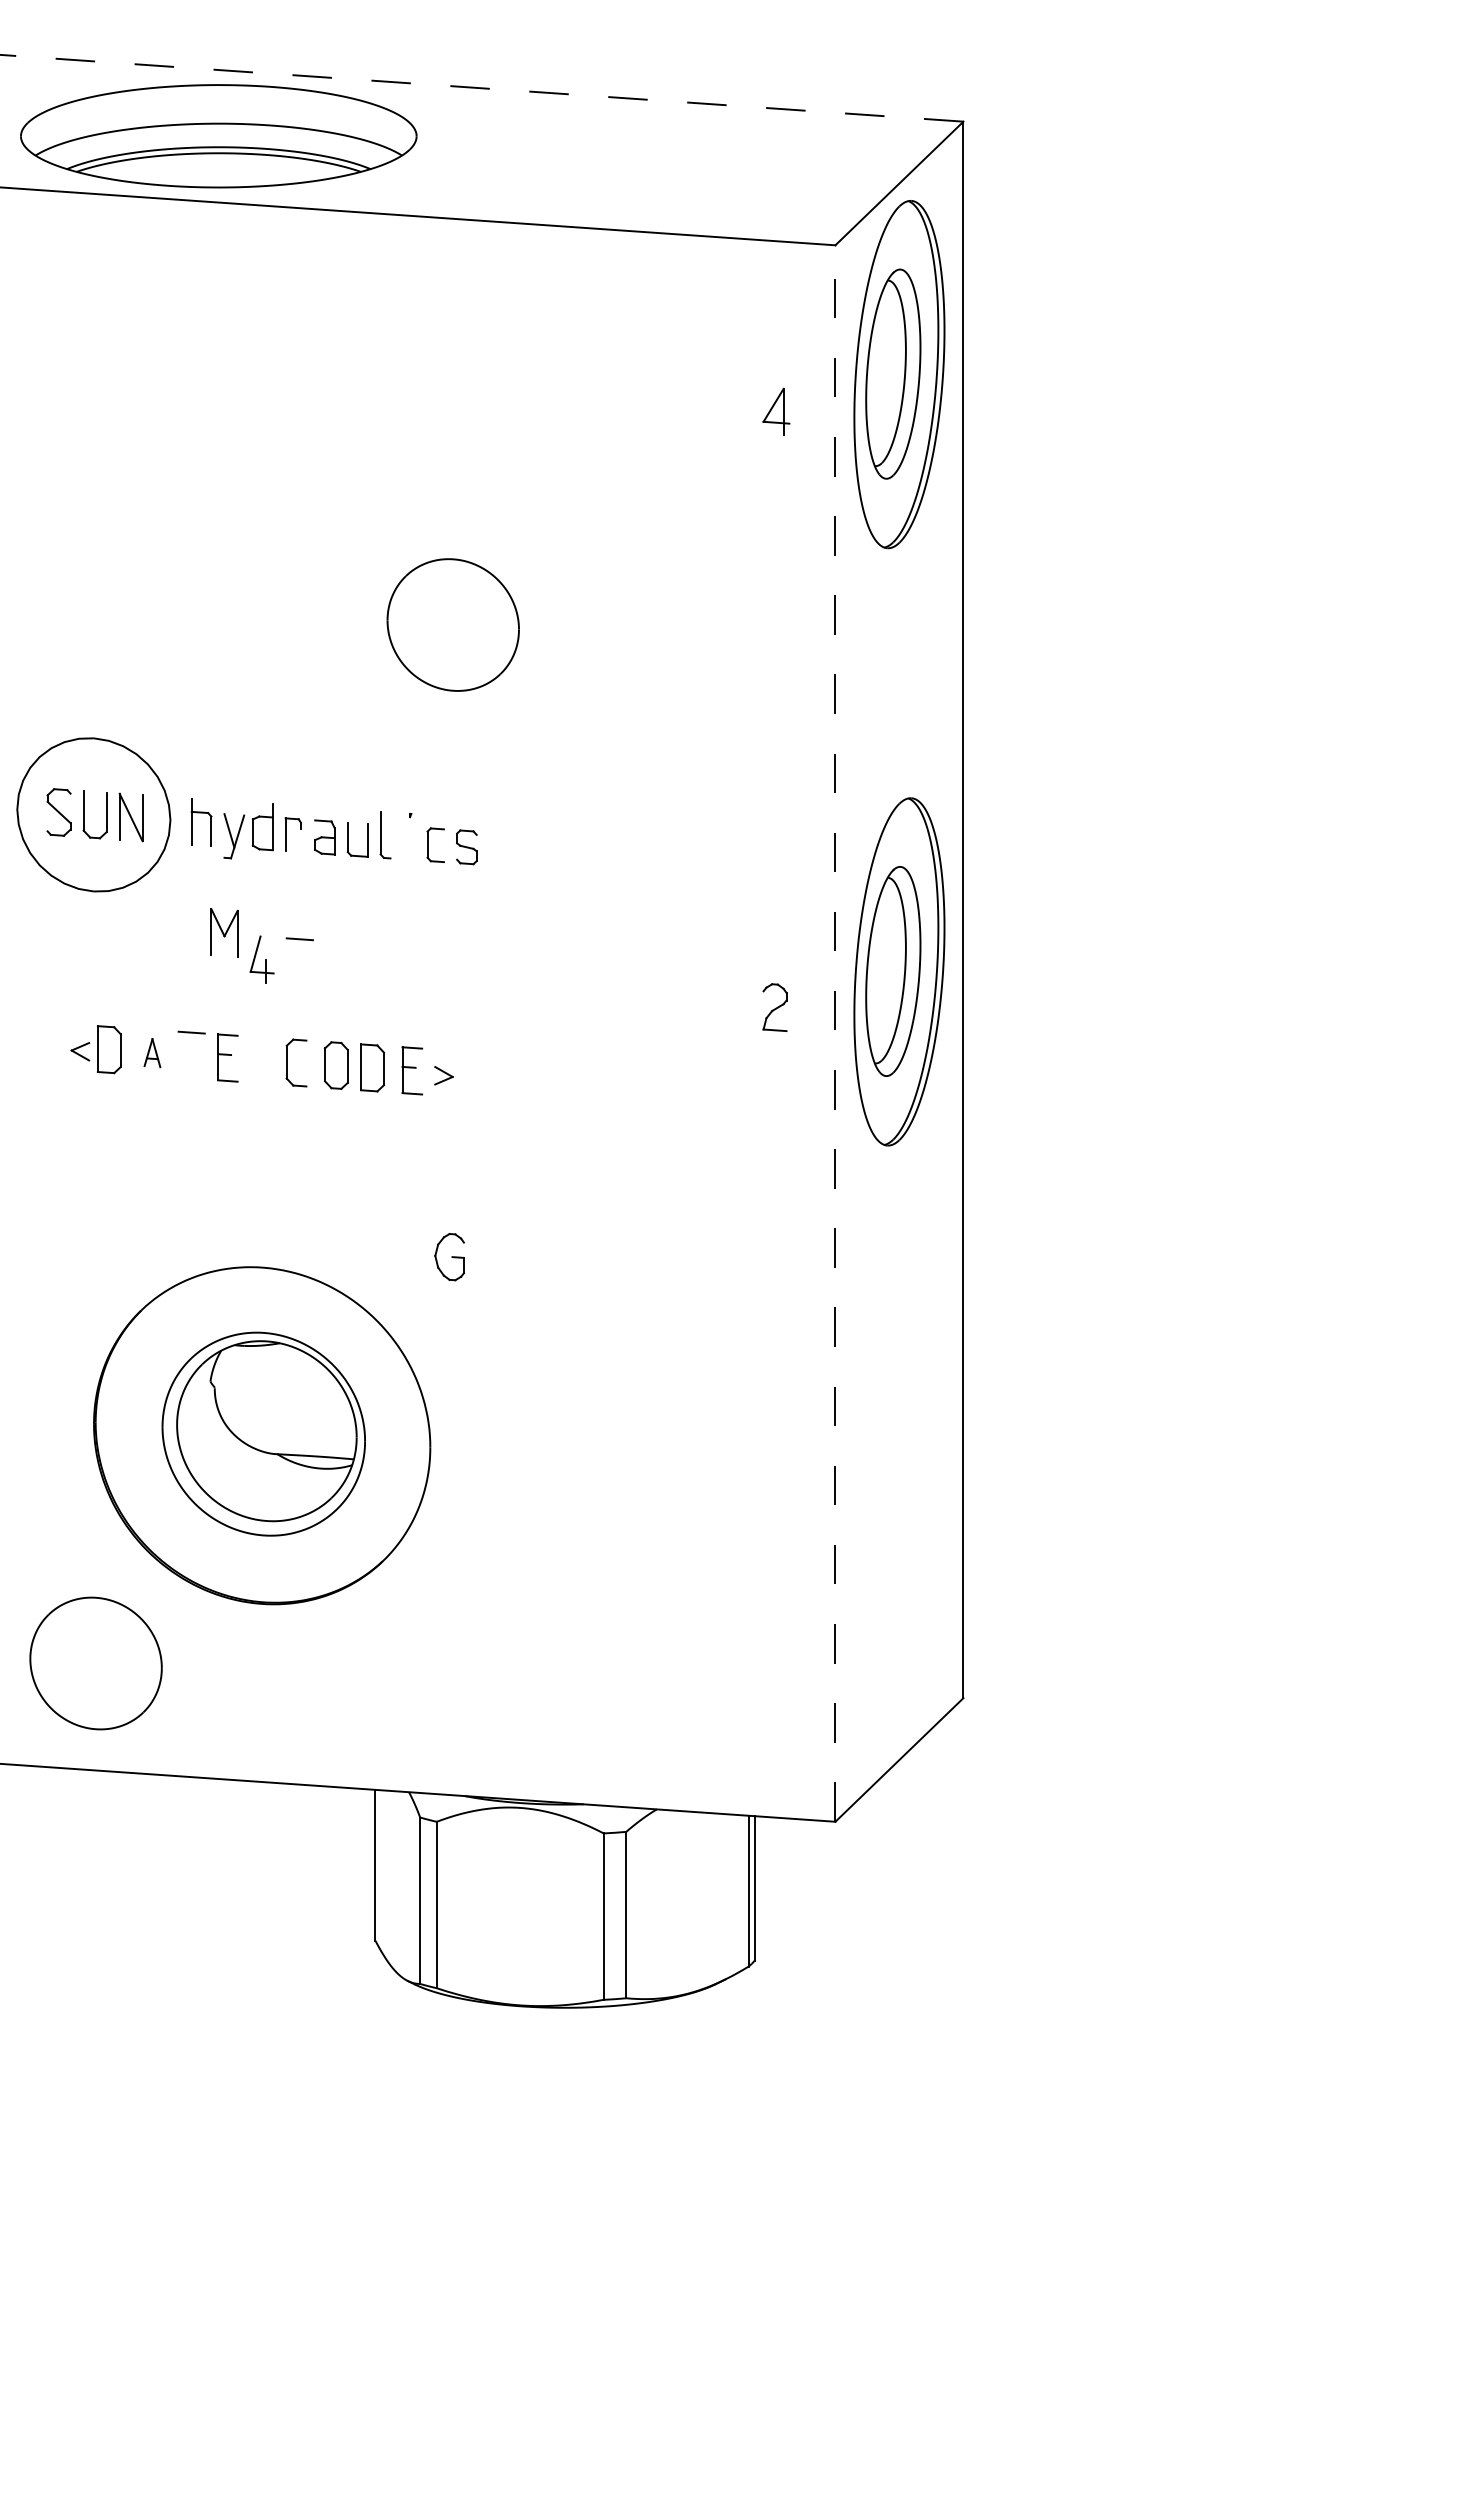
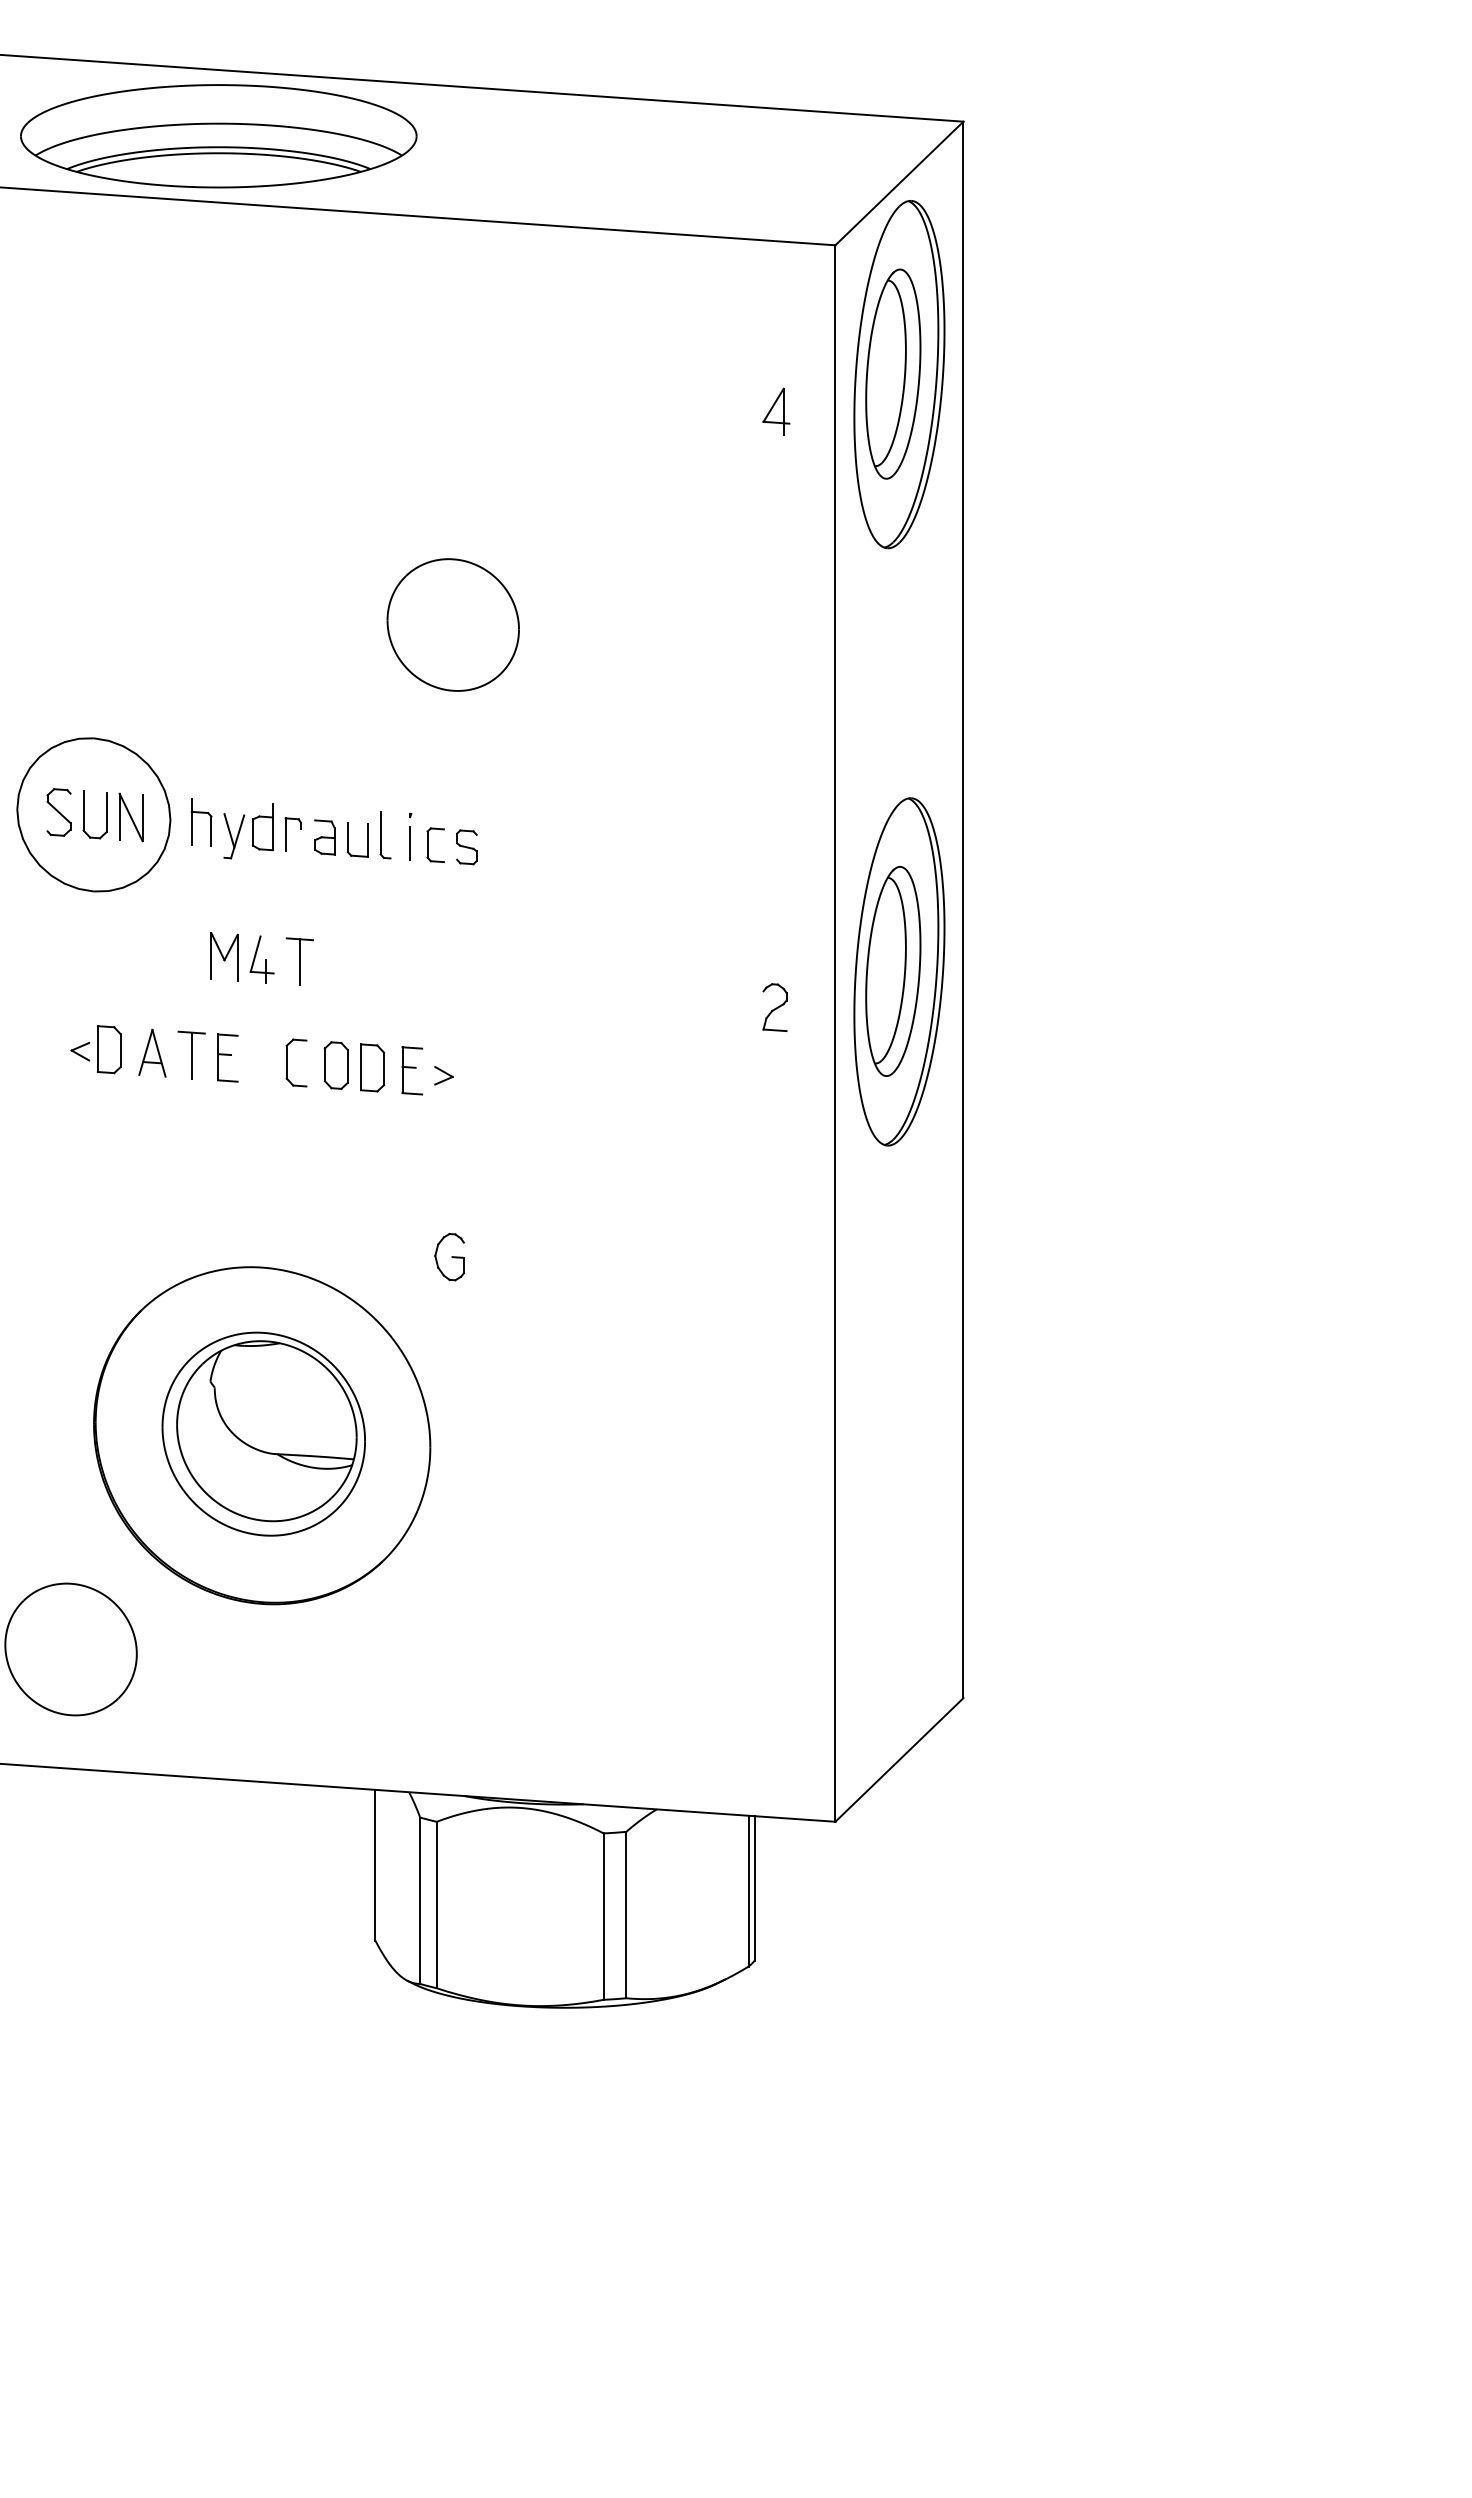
line: dashed -> solid (481, 88)
line: none -> present (410, 843)
part position: (224, 932) -> (224, 956) (224, 956)
line: none -> present (299, 962)
line: dashed -> solid (835, 1033)
part size: 19x31 px -> 29x50 px (152, 1052)
line: none -> present (191, 1055)
part position: (95, 1663) -> (70, 1649) (70, 1649)
